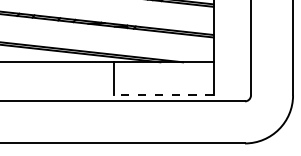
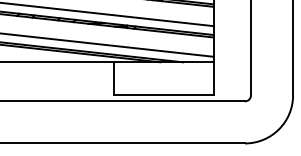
line: none -> present (107, 14)
line: none -> present (107, 44)
line: dashed -> solid (163, 95)
